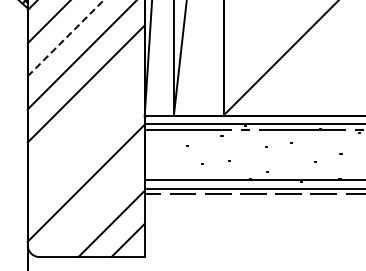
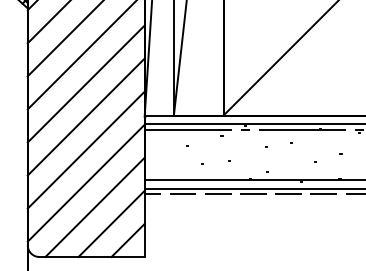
line: dashed -> solid (65, 38)
line: none -> present (85, 116)
line: none -> present (85, 149)
line: none -> present (94, 207)
